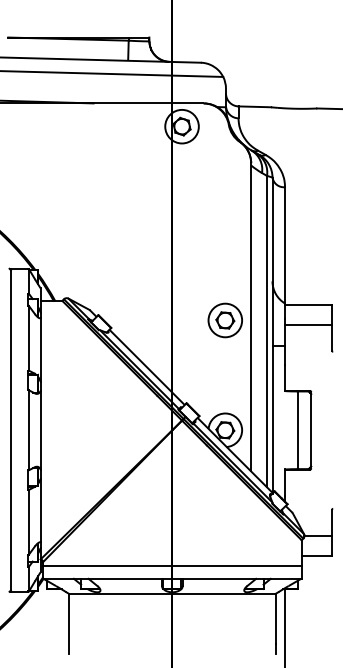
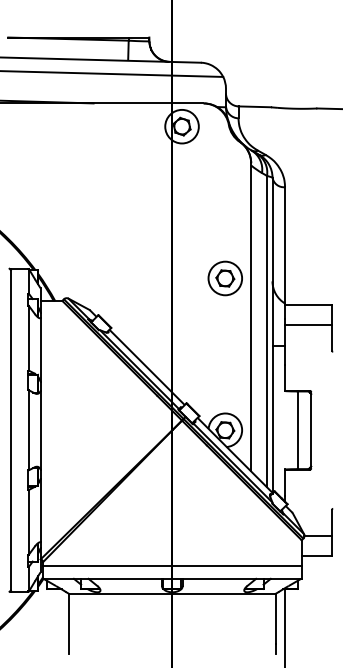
part position: (224, 320) -> (224, 278) (224, 278)
